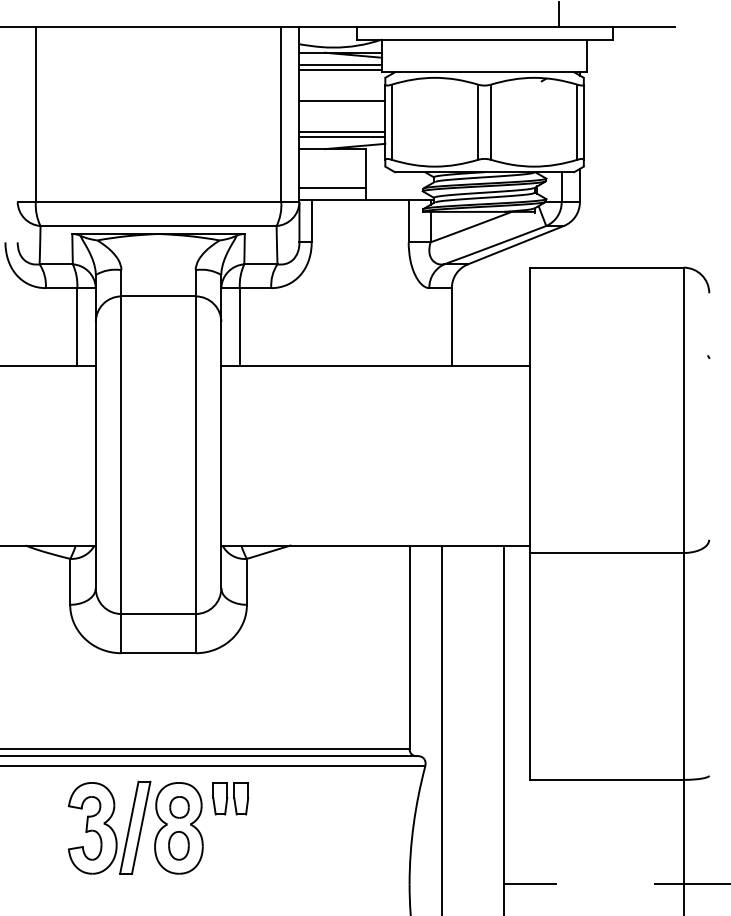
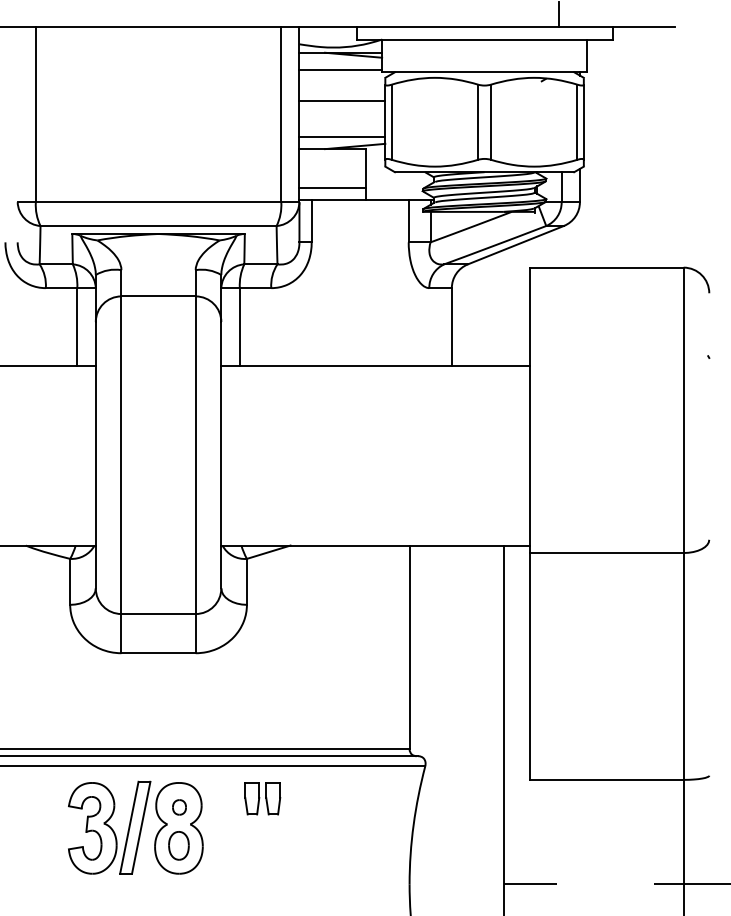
line: present -> none (340, 64)
line: present -> none (342, 132)
line: present -> none (441, 728)
part position: (230, 798) -> (262, 798) (262, 798)
part size: 21x23 px -> 15x17 px (179, 807)
